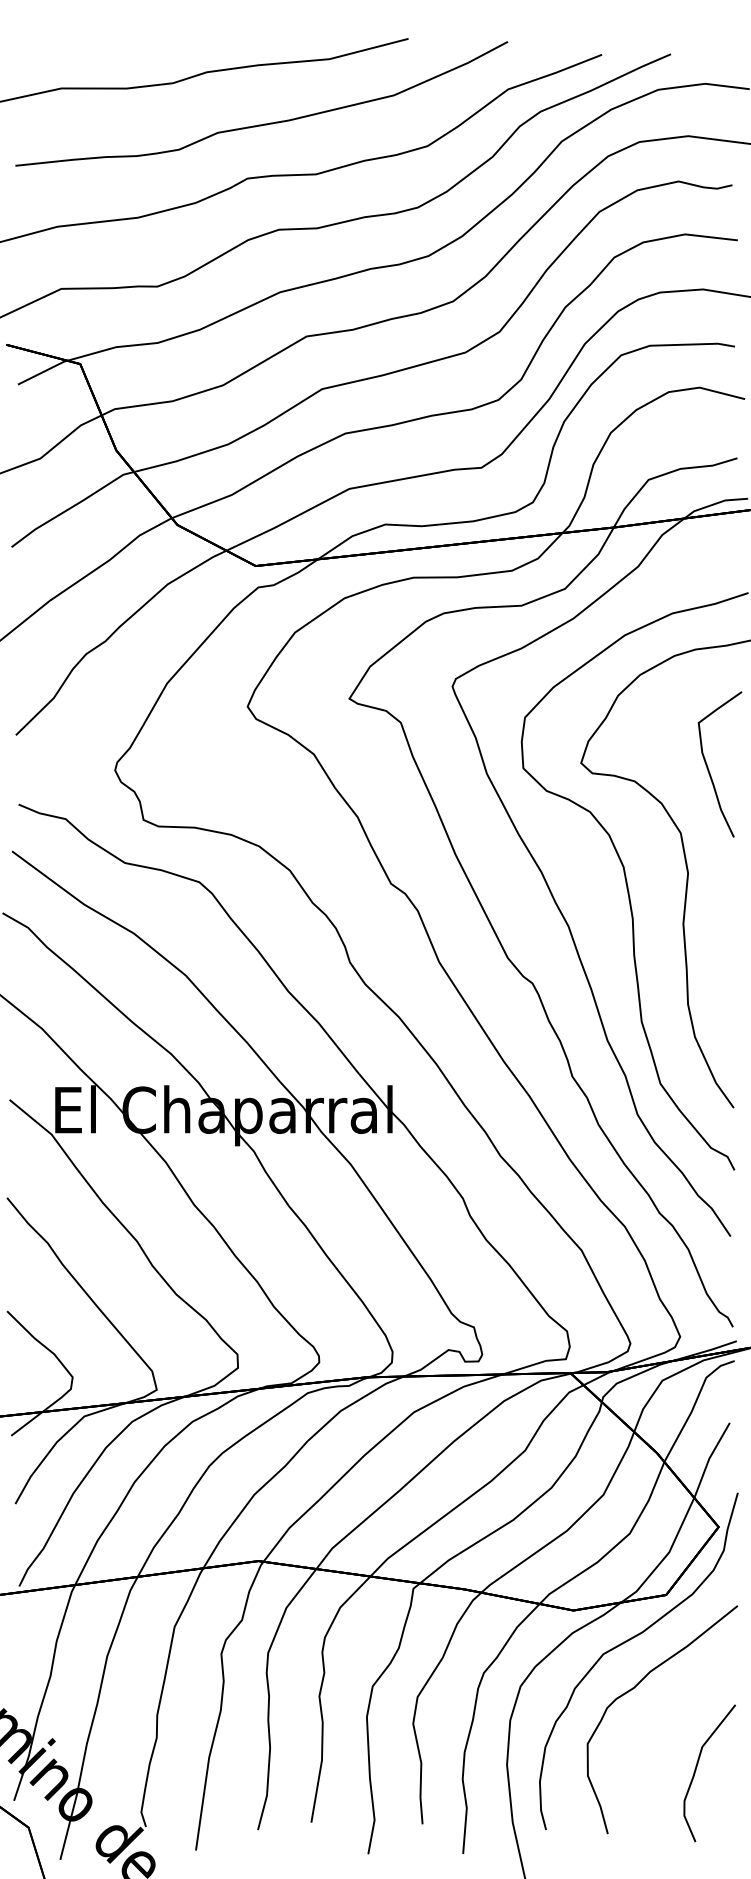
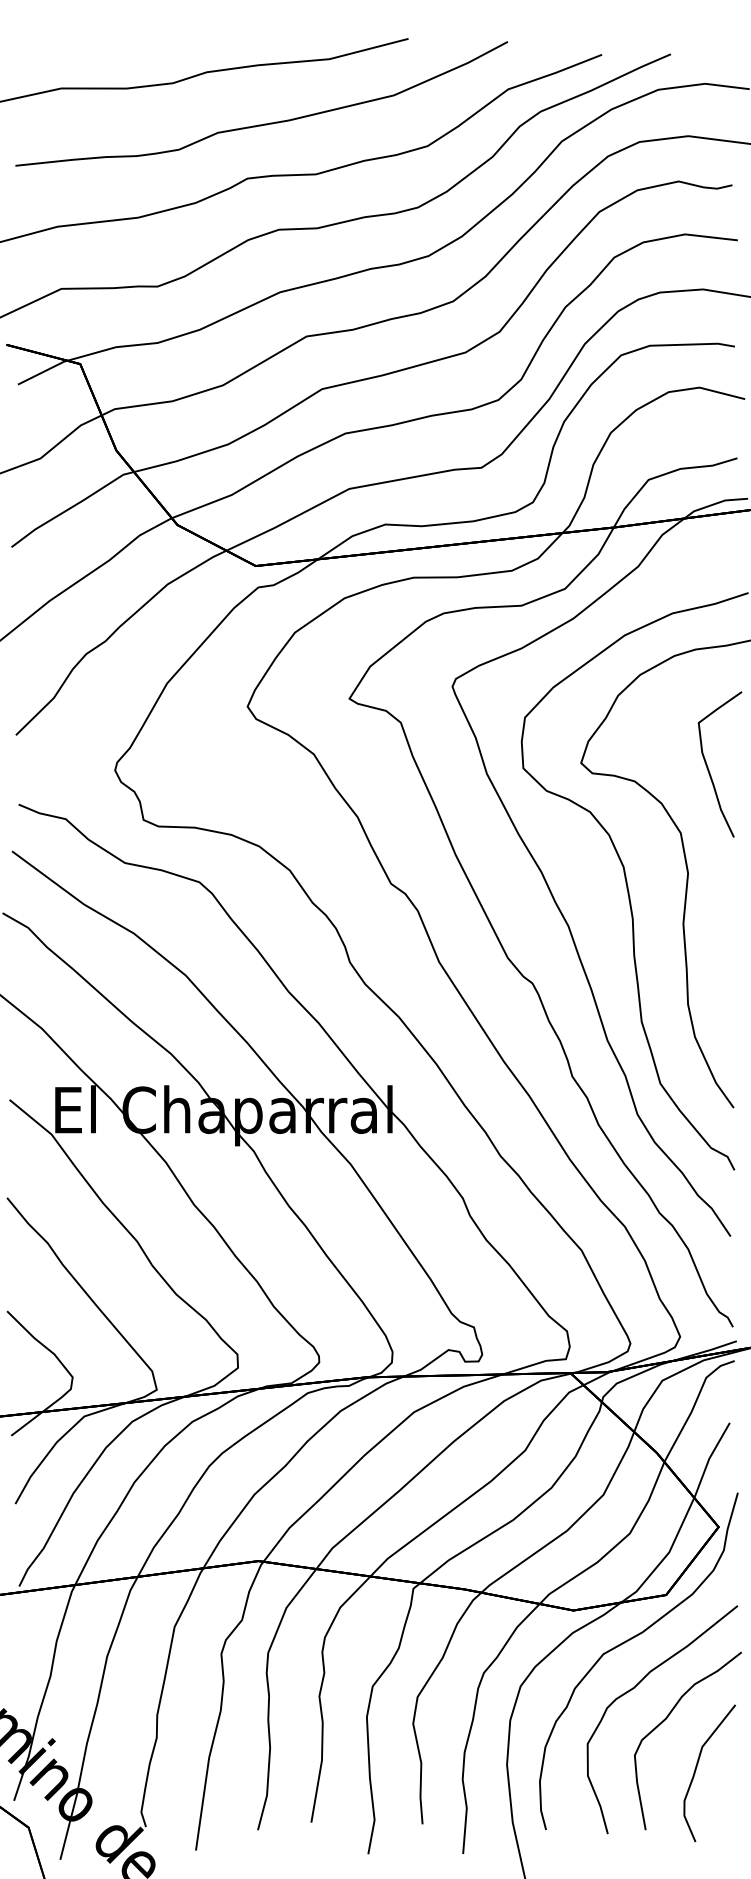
part: none -> present (666, 1719)
